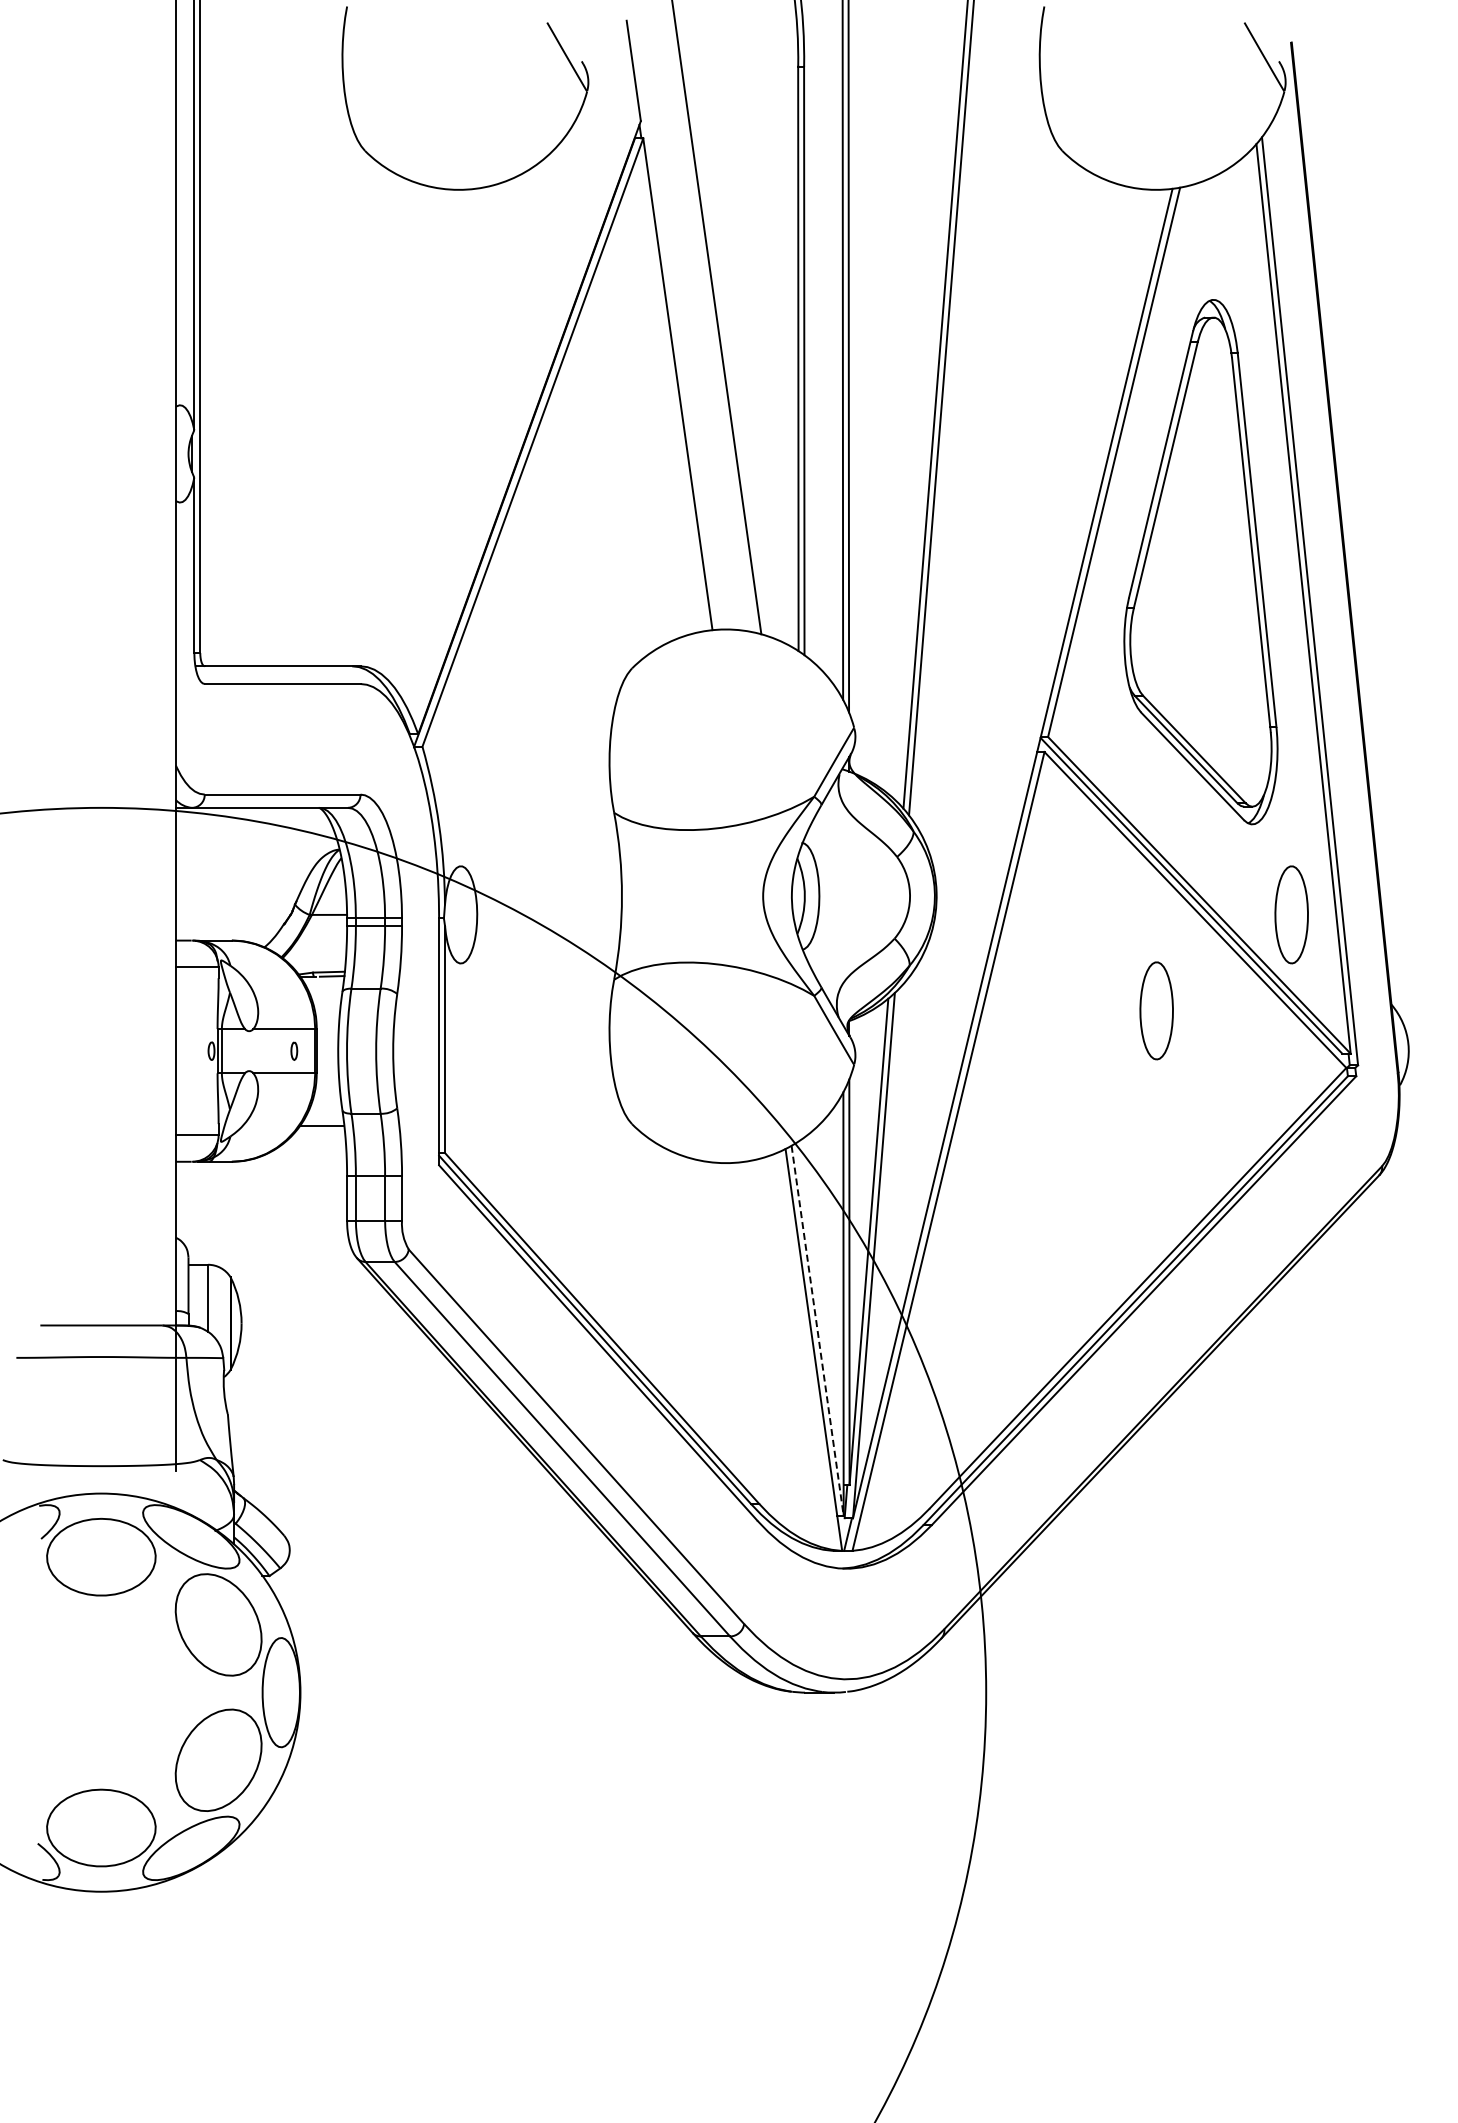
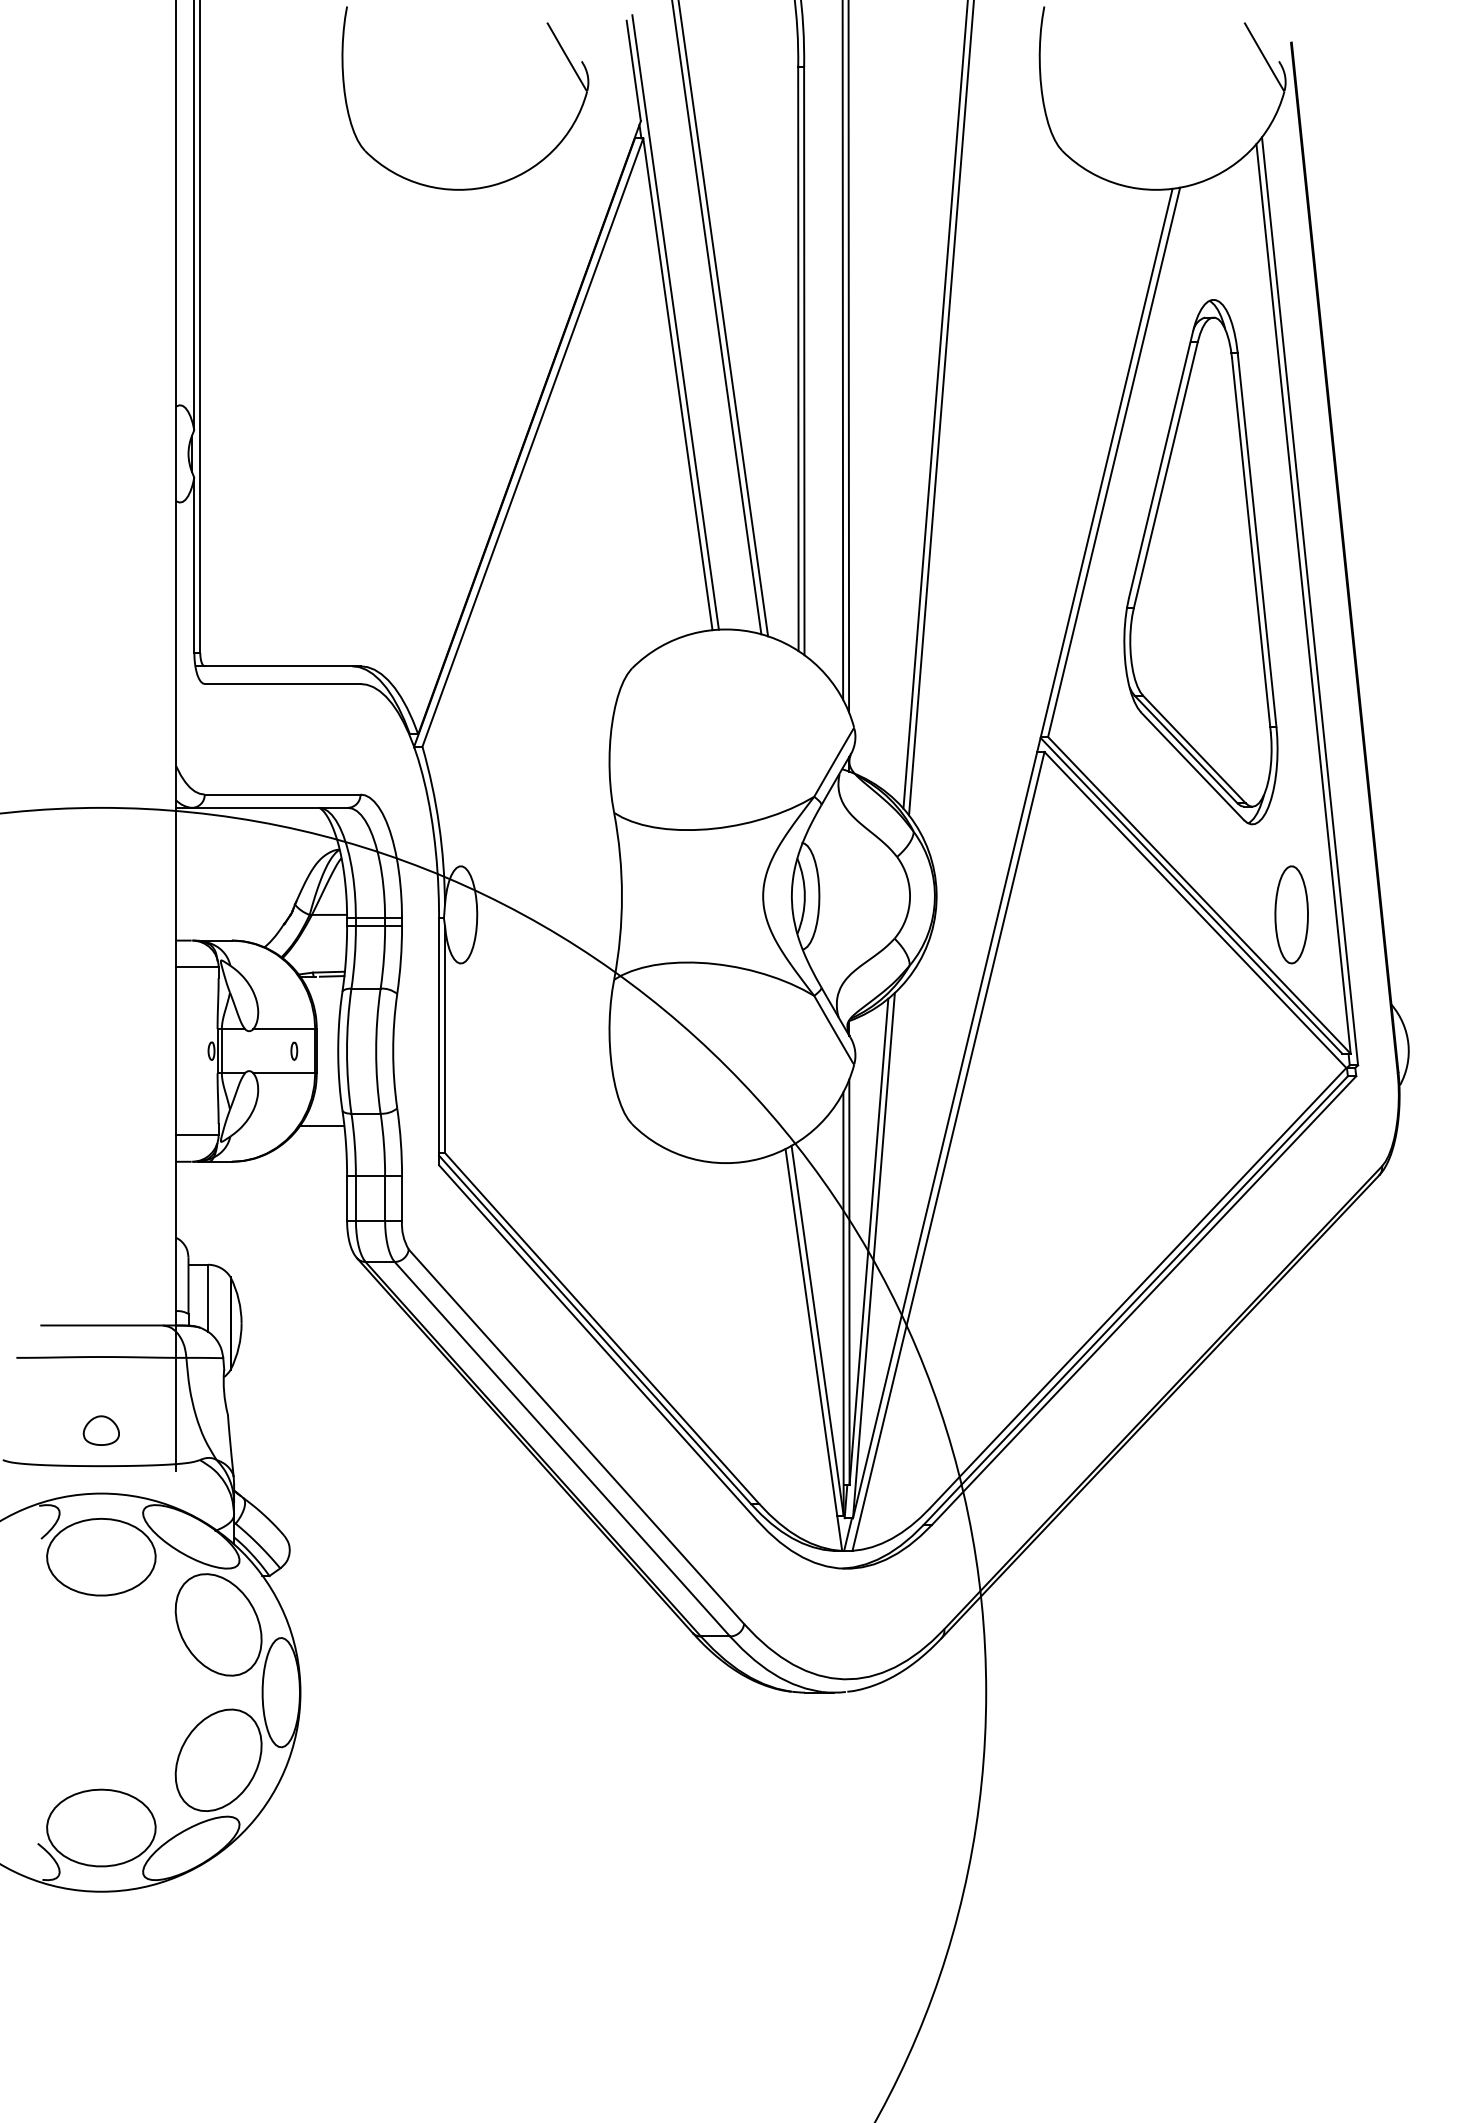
line: none -> present (723, 319)
line: none -> present (675, 322)
part: present -> none (1156, 1010)
line: dashed -> solid (817, 1330)
part: none -> present (100, 1430)
